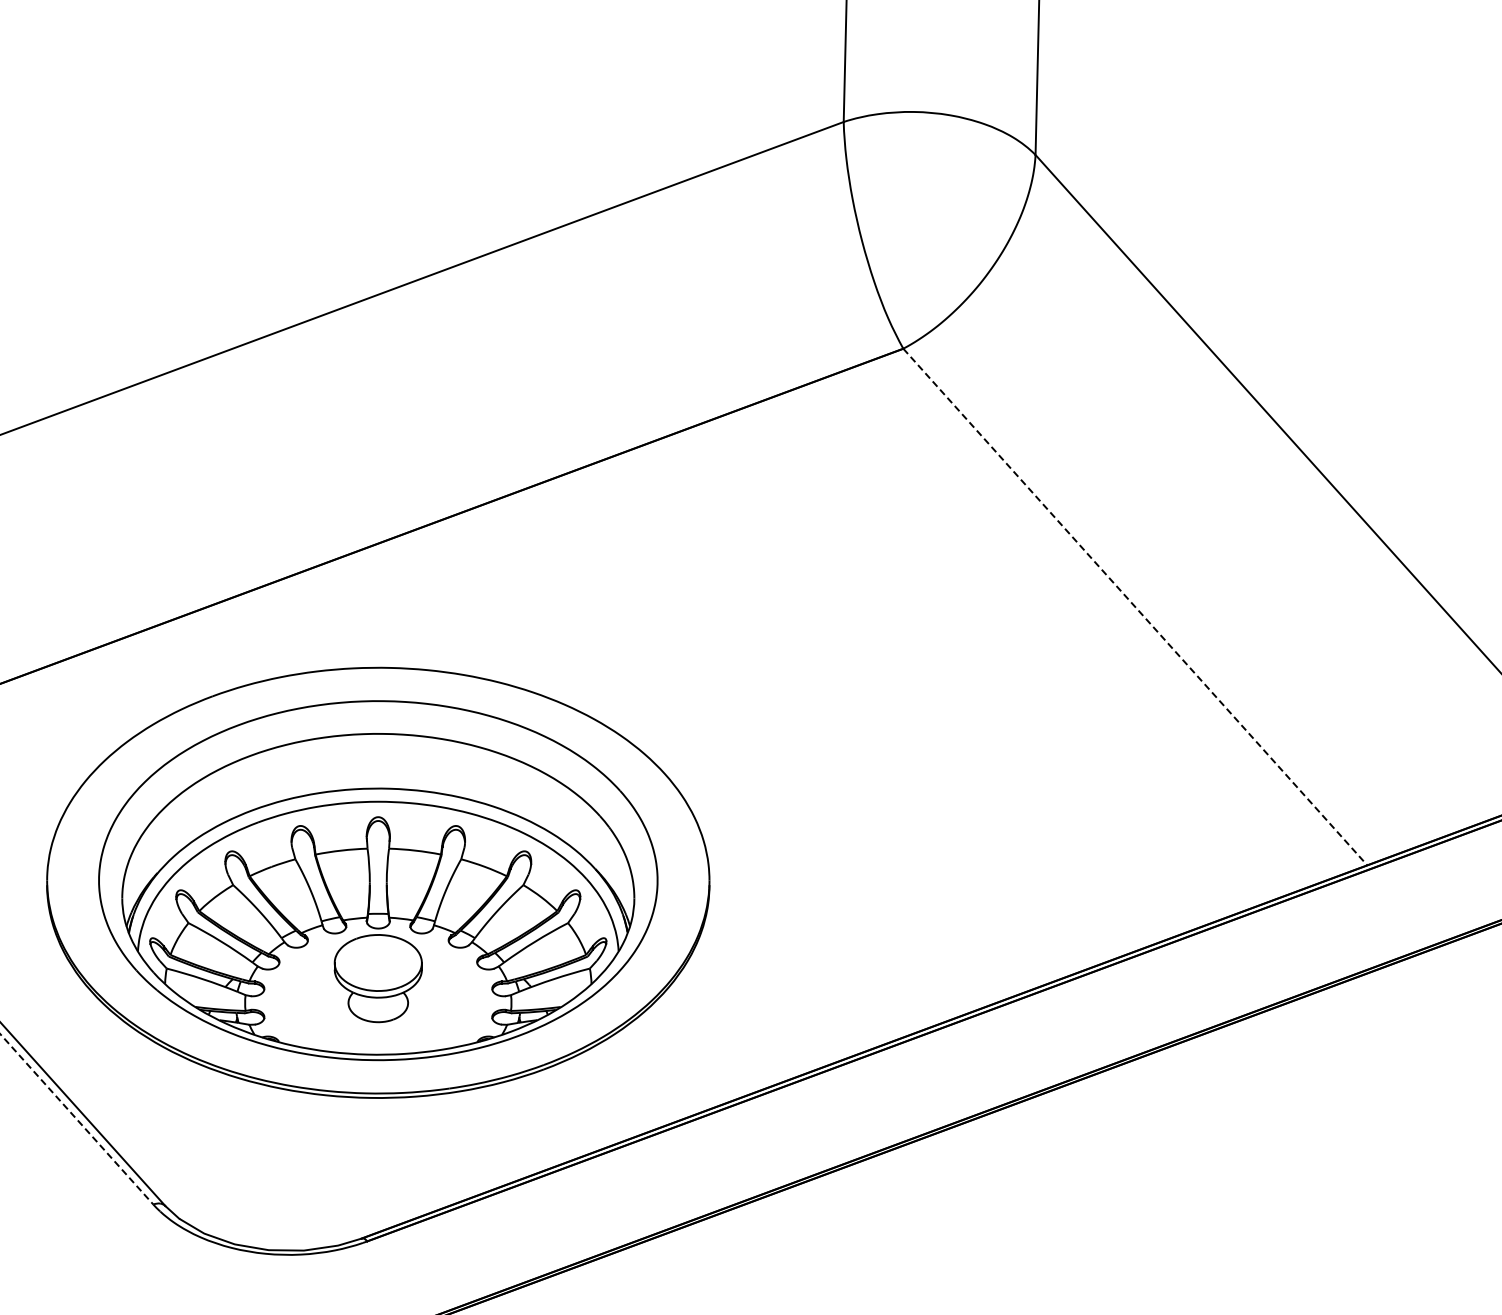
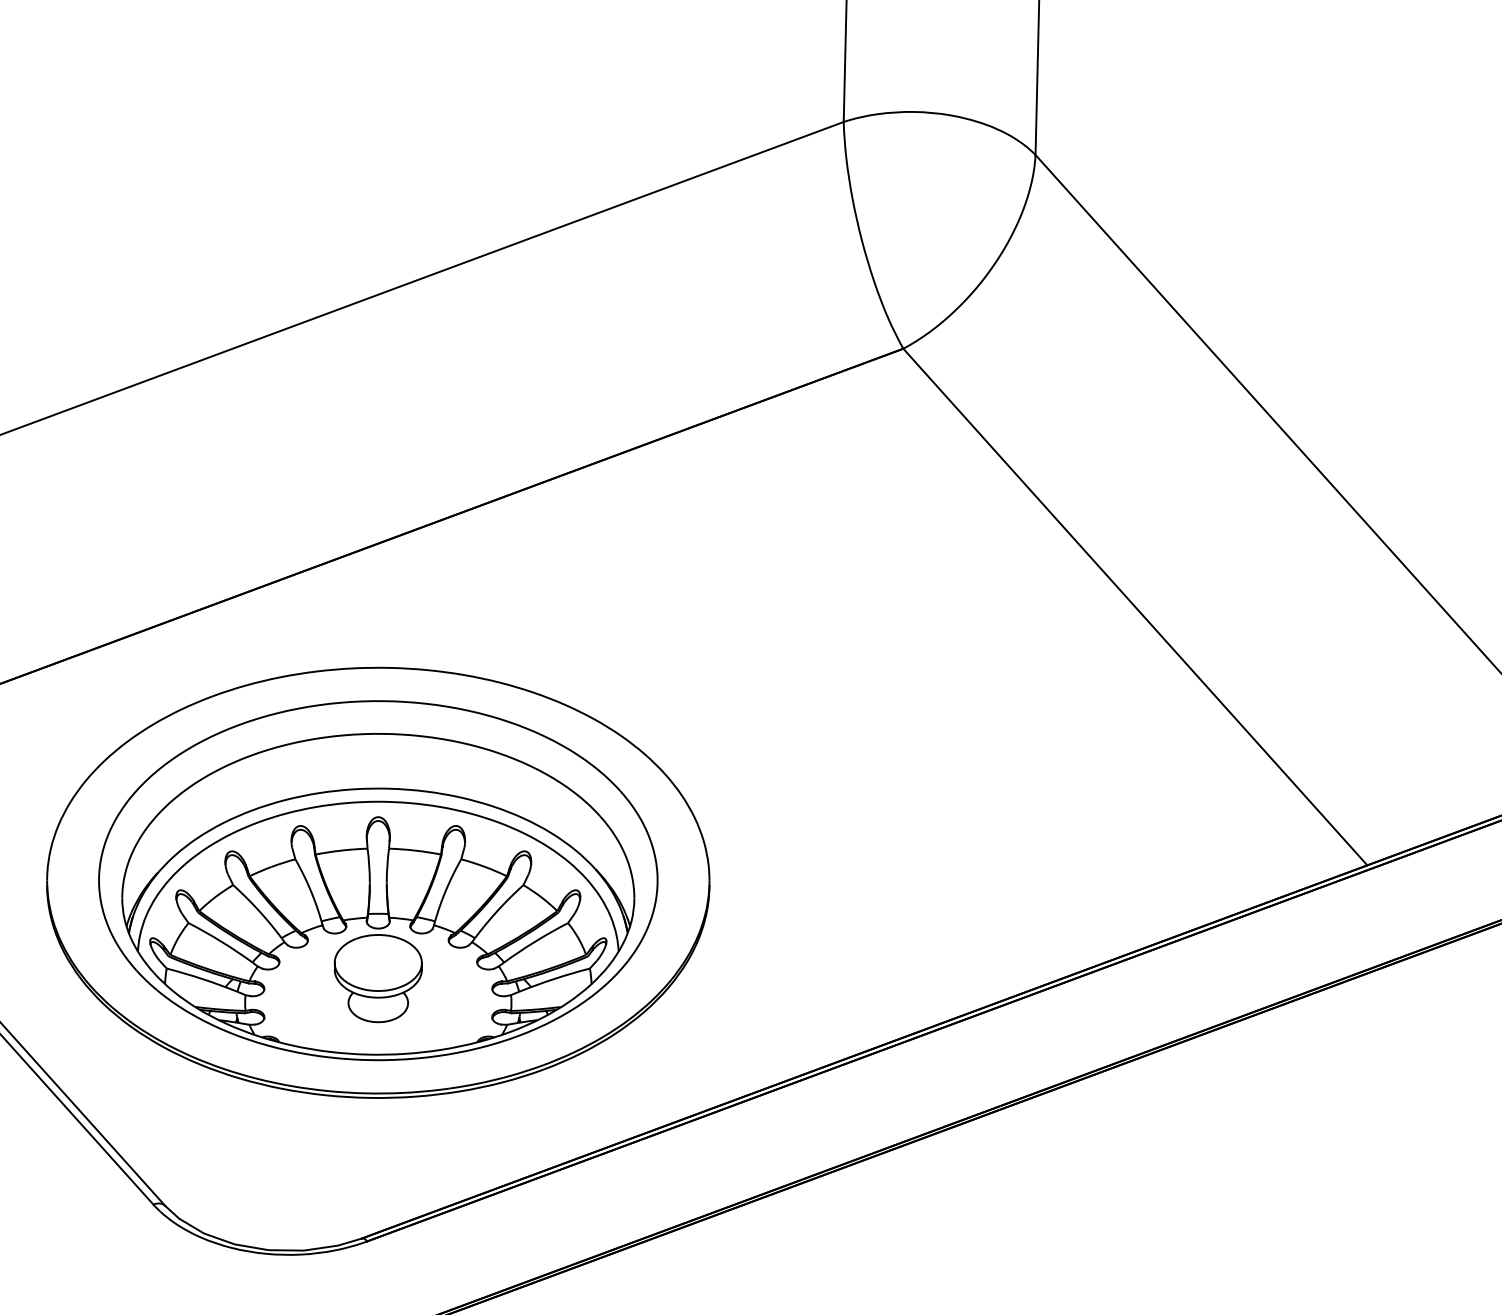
line: dashed -> solid (1135, 607)
line: dashed -> solid (77, 1119)
